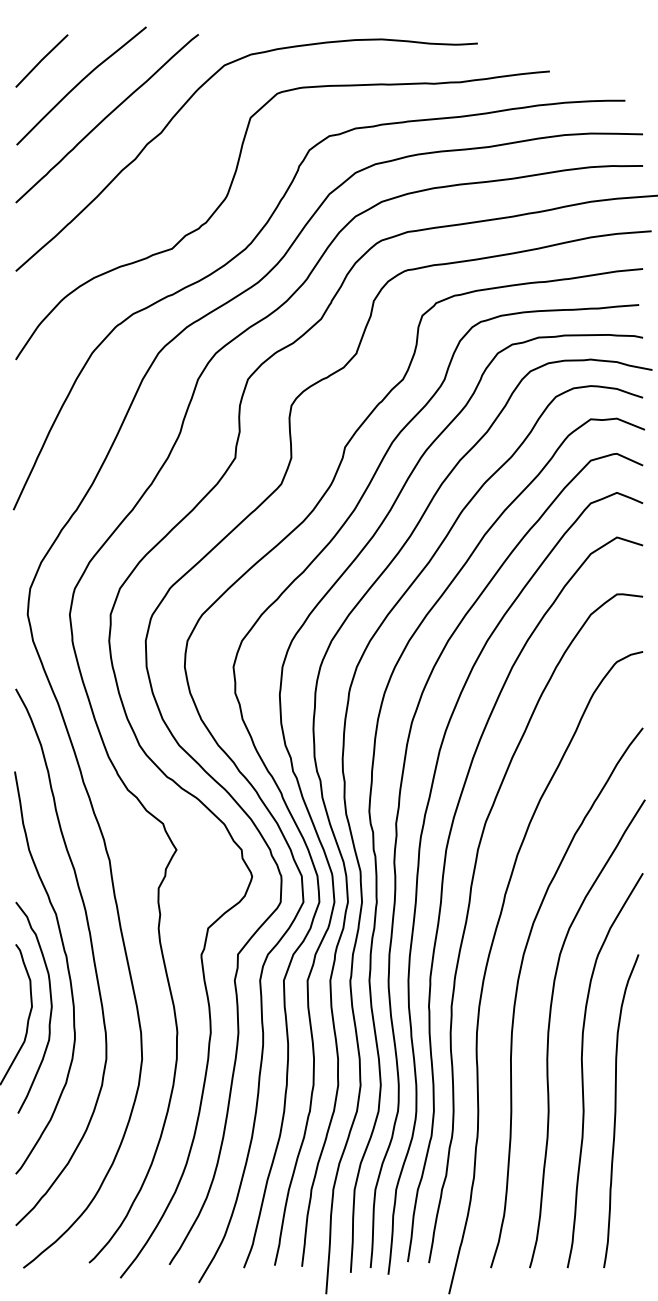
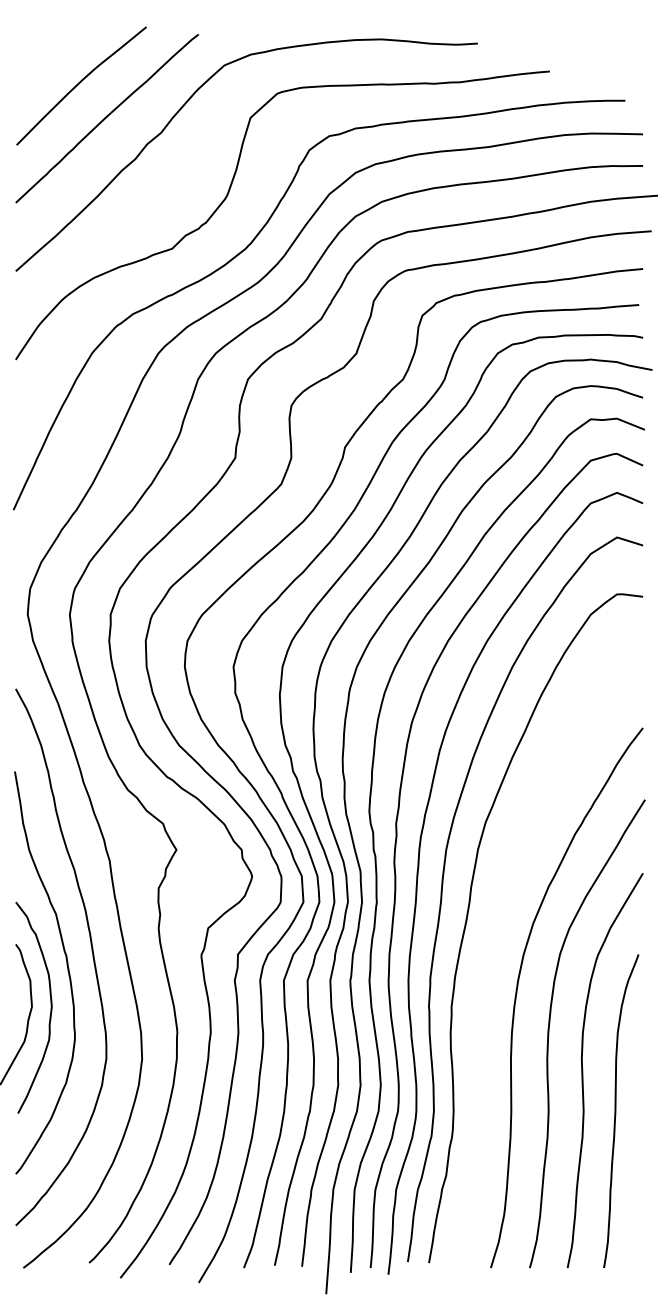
line: present -> none (41, 60)
curve: present -> none (488, 963)
